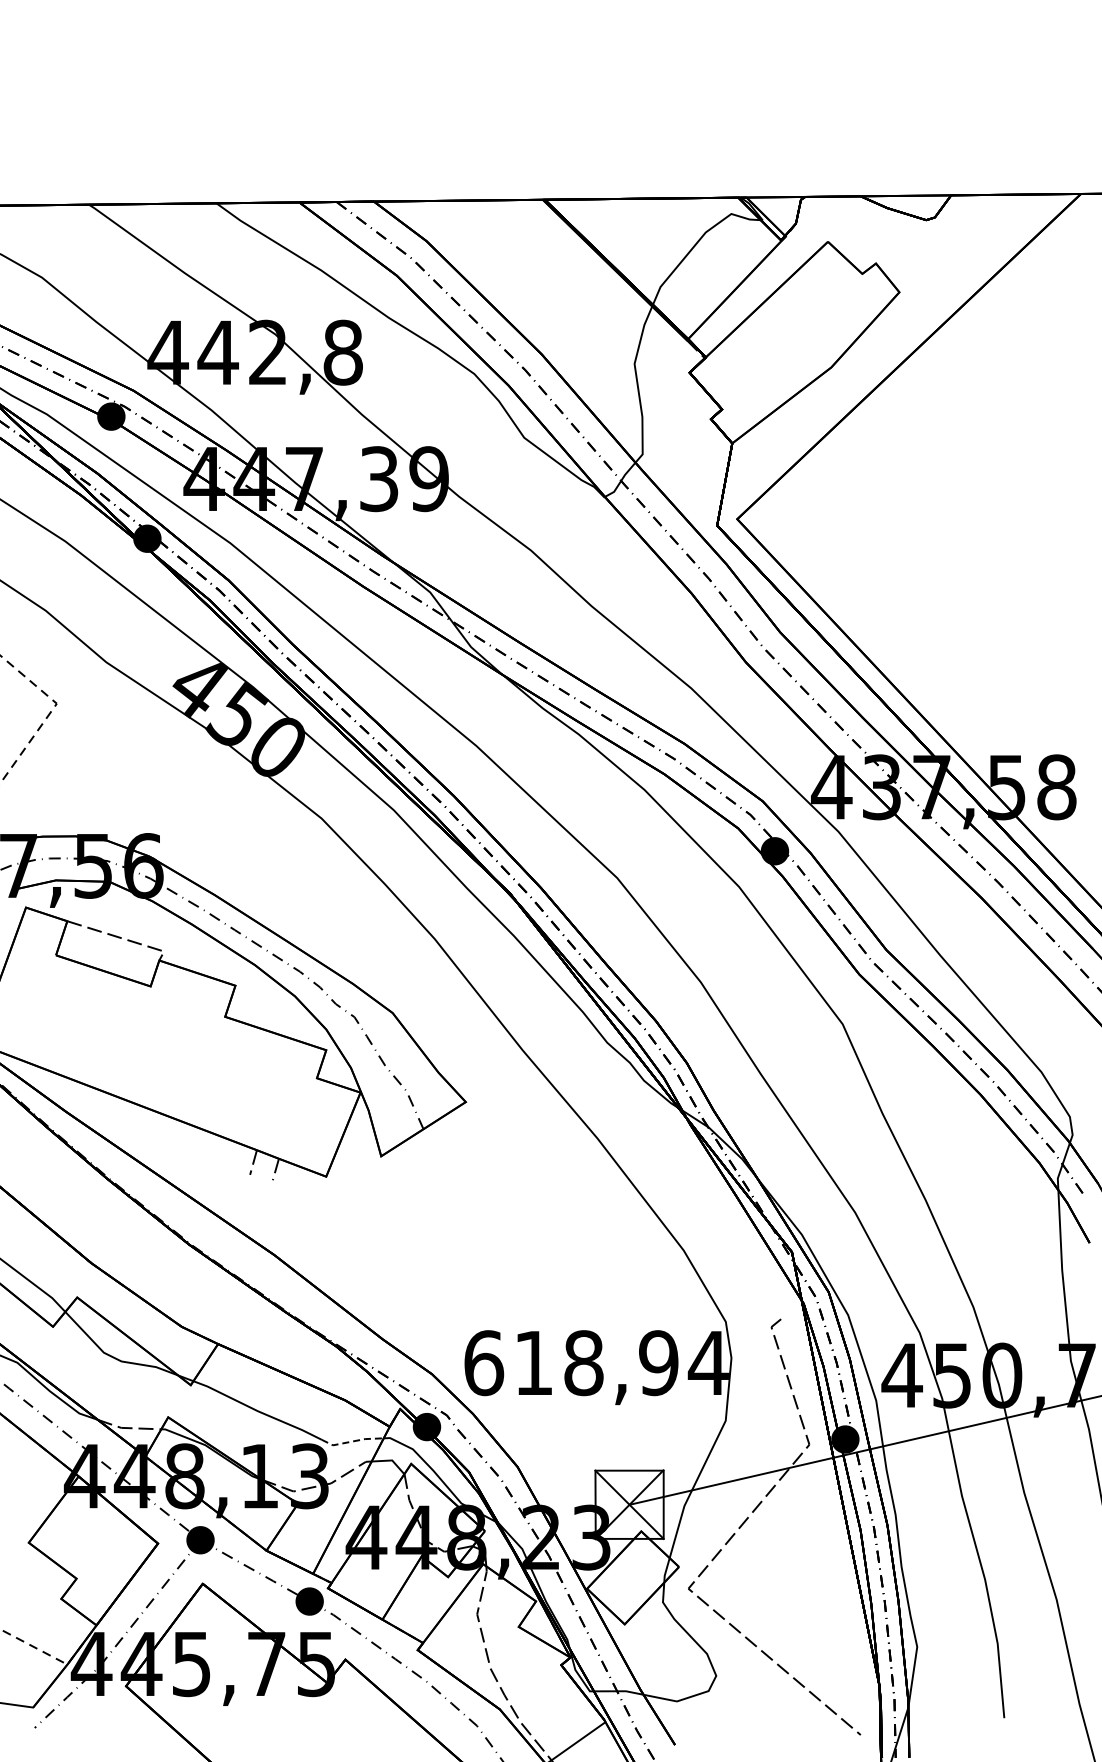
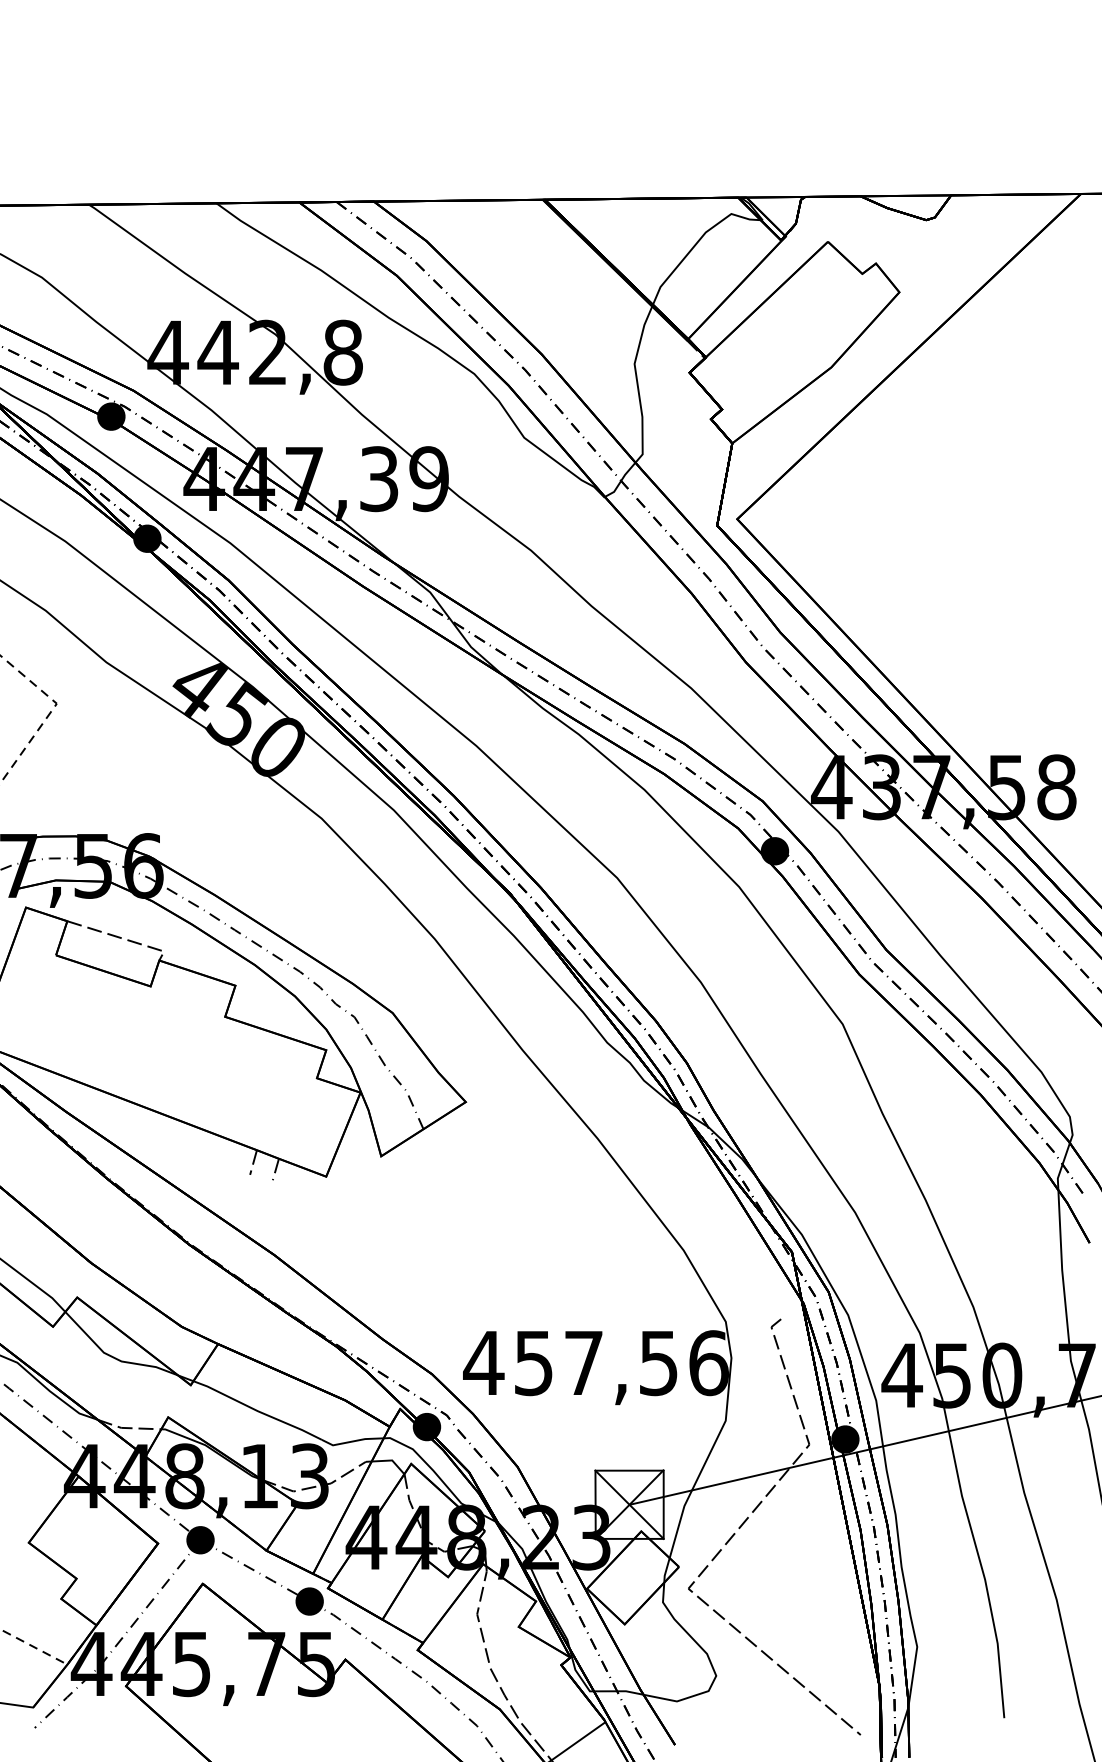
text: 618,94 -> 457,56 (595, 1363)
line: dashed -> solid (352, 1441)
